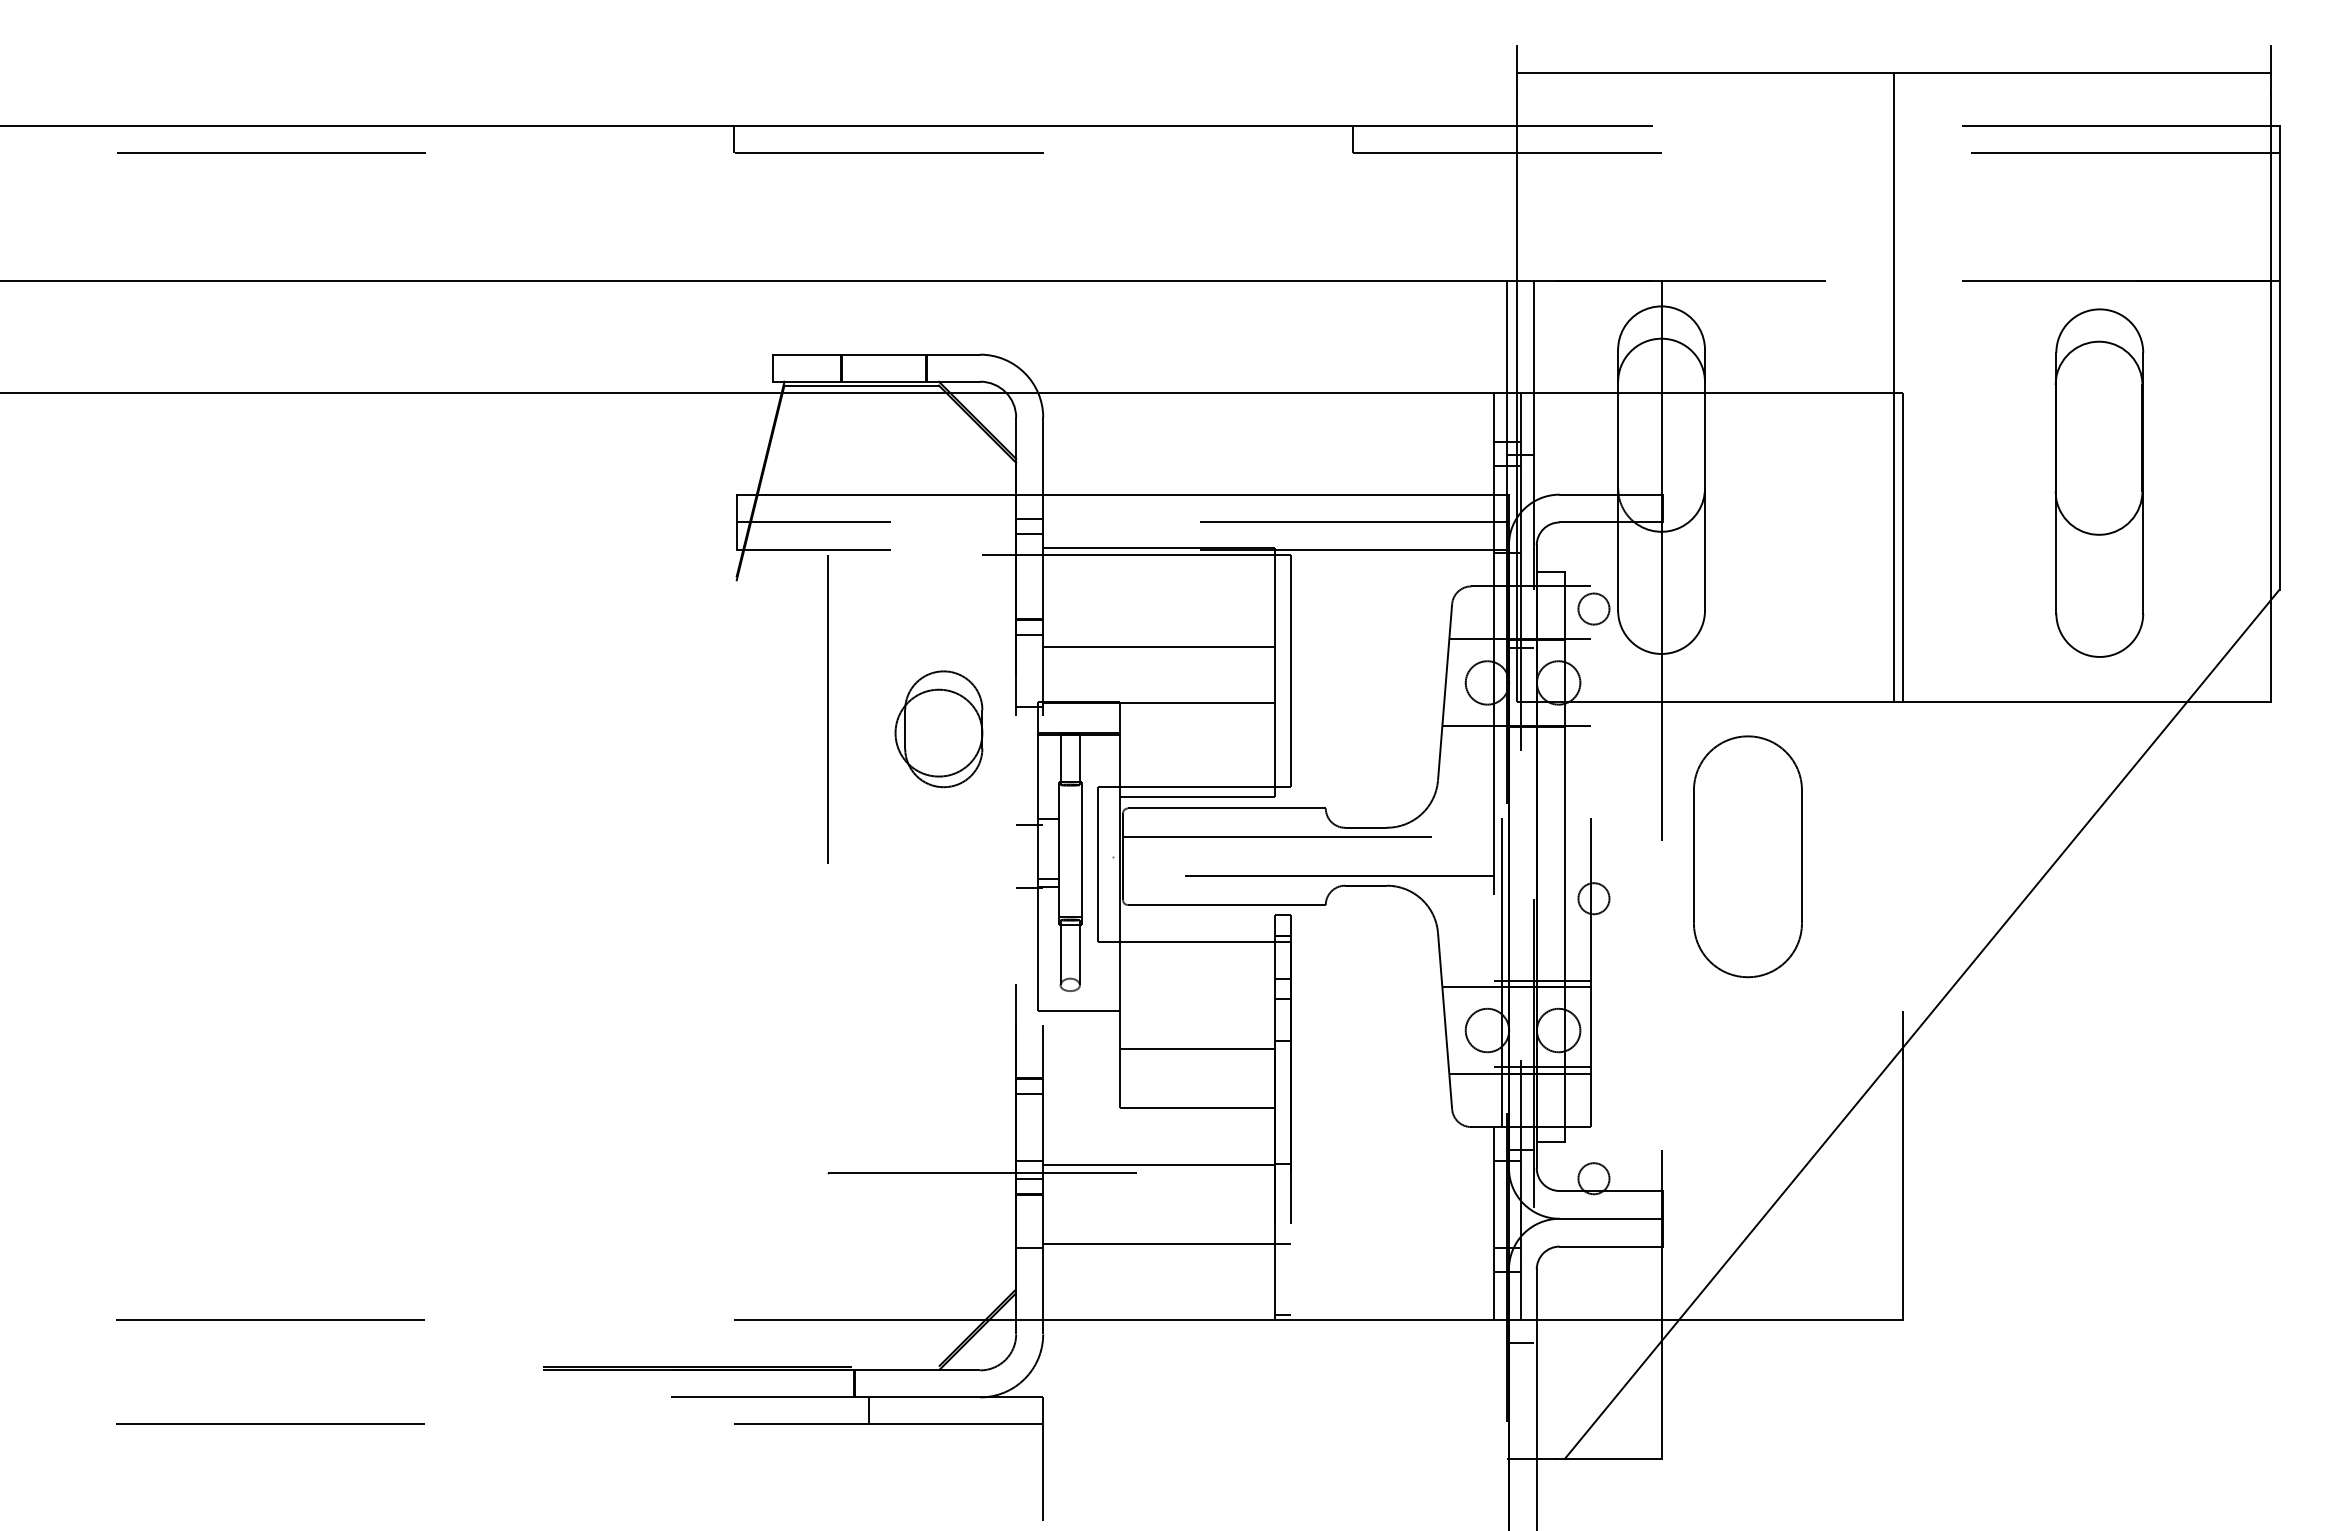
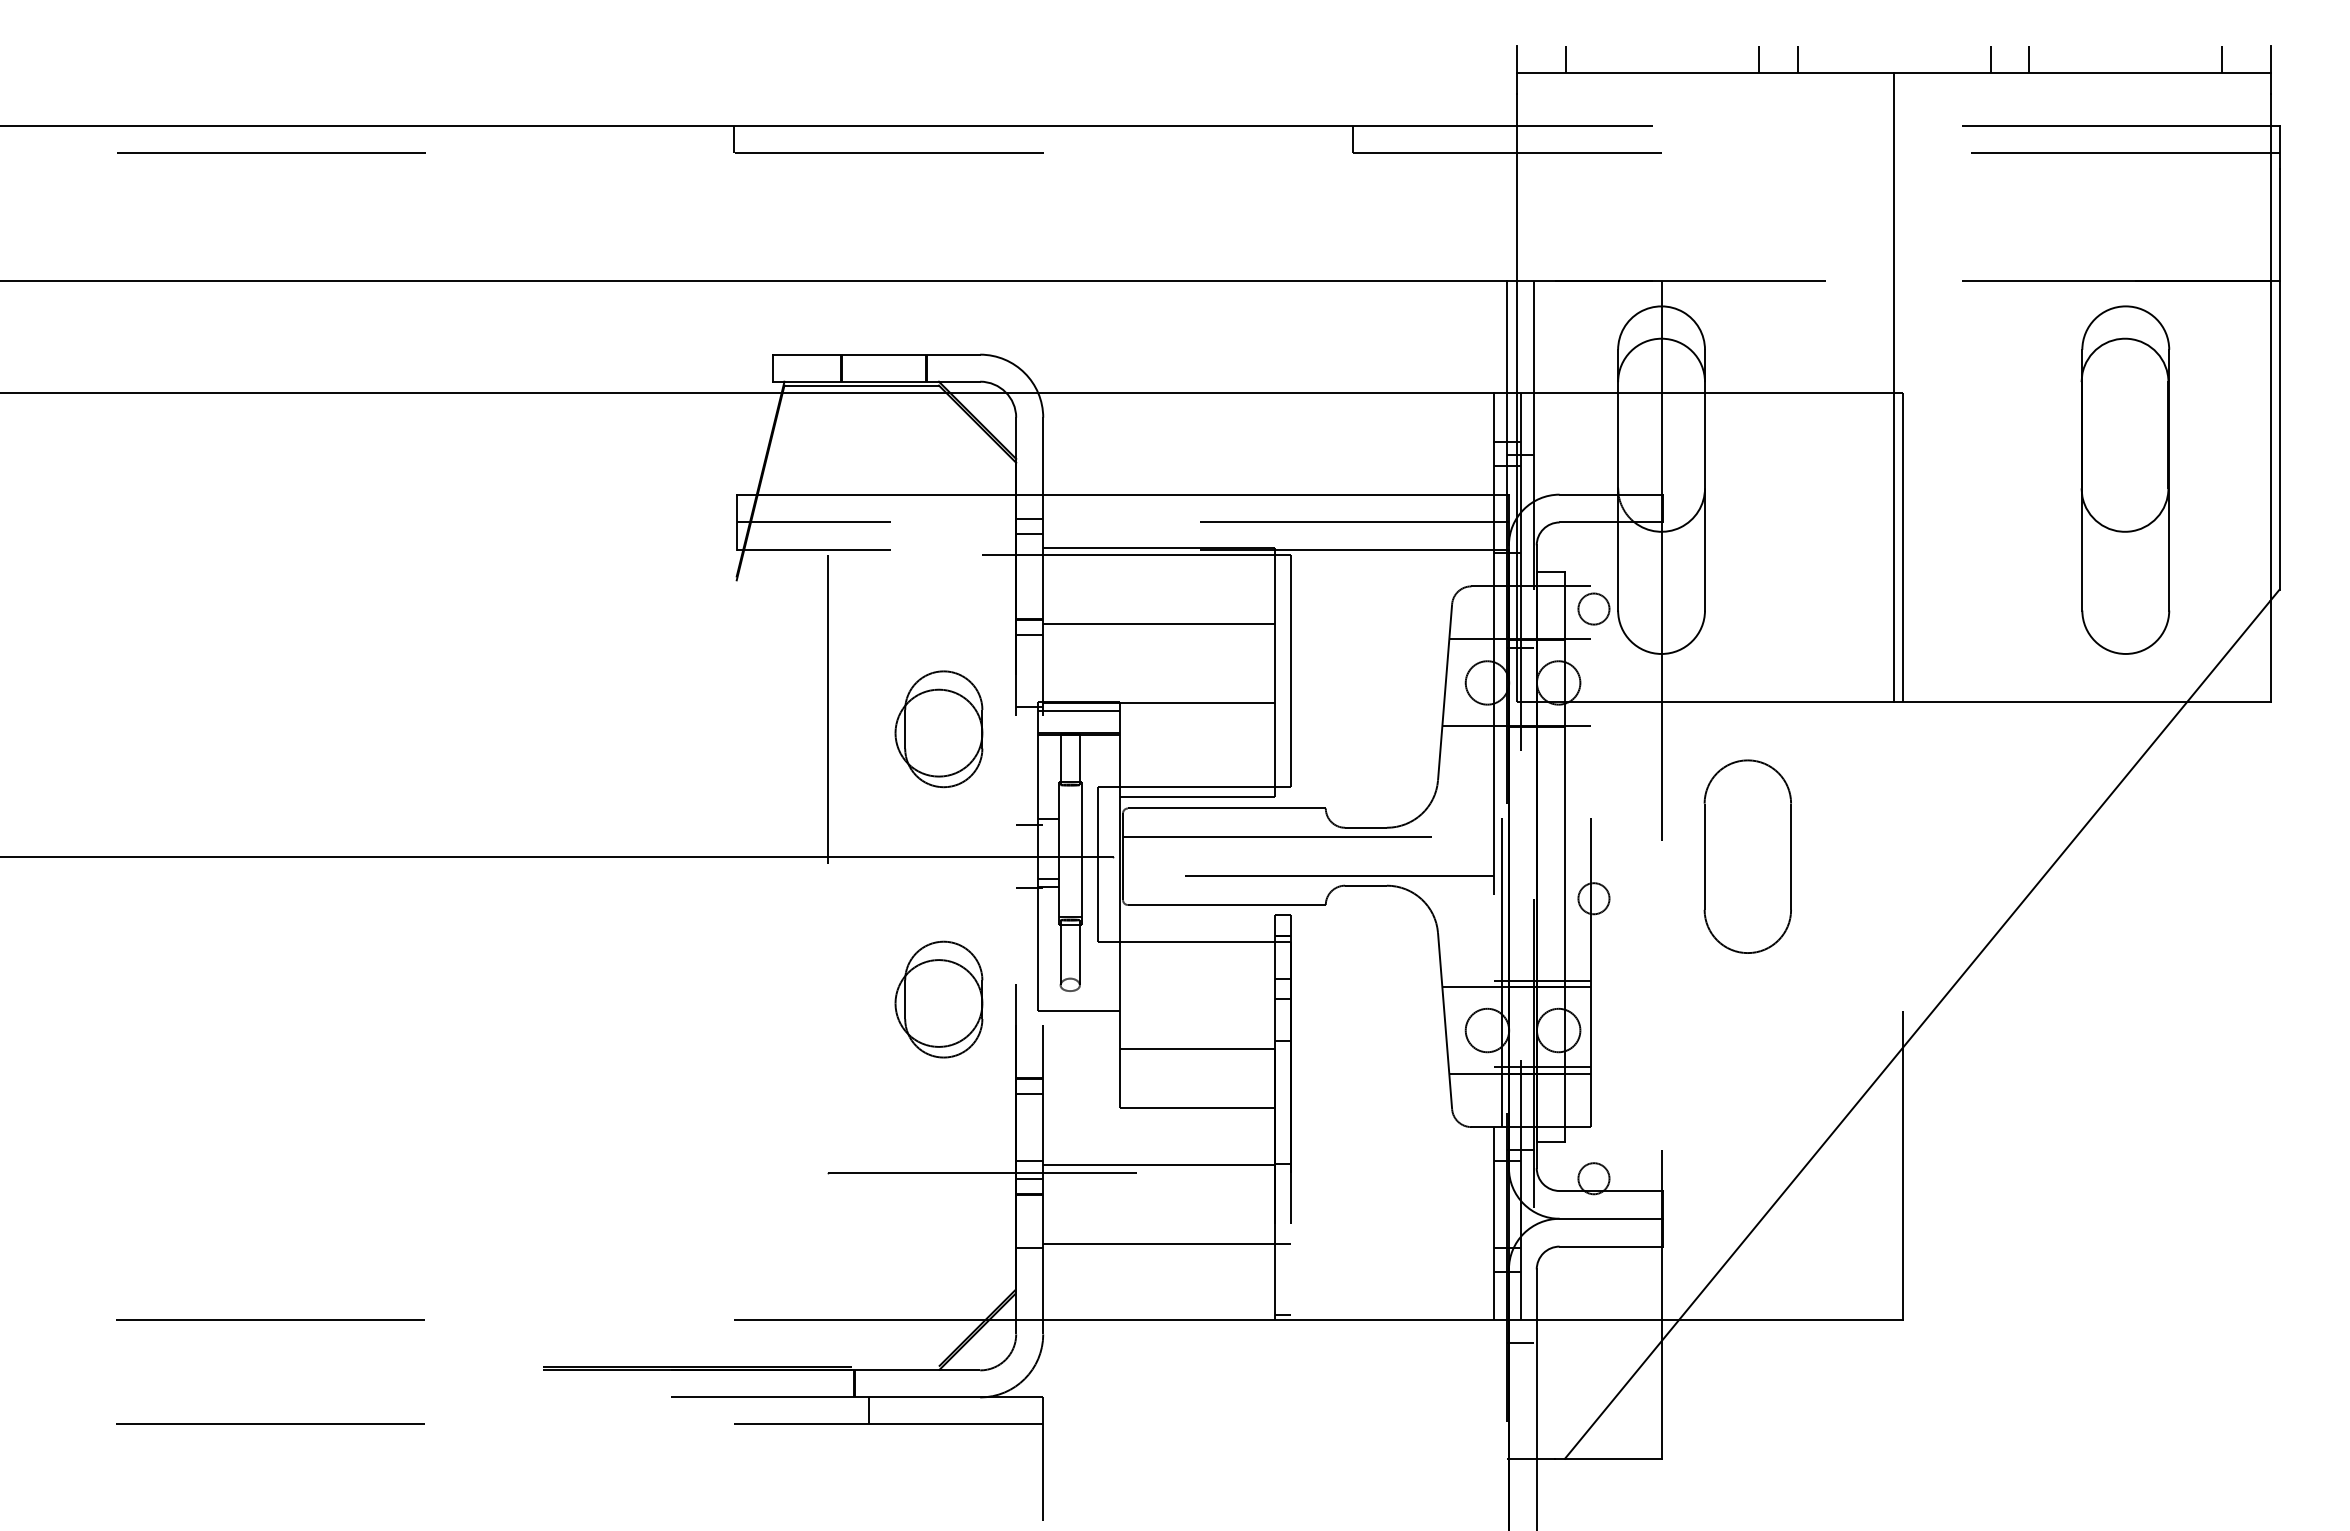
line: none -> present (1565, 58)
line: none -> present (1758, 58)
line: none -> present (1797, 58)
line: none -> present (1990, 58)
line: none -> present (2029, 58)
line: none -> present (2222, 58)
part position: (2099, 482) -> (2125, 479) (2125, 479)
line position: (1158, 646) -> (1158, 623) (1158, 623)
line: none -> present (1079, 710)
line: none -> present (557, 856)
part size: 110x244 px -> 89x195 px (1747, 856)
part: none -> present (938, 999)
